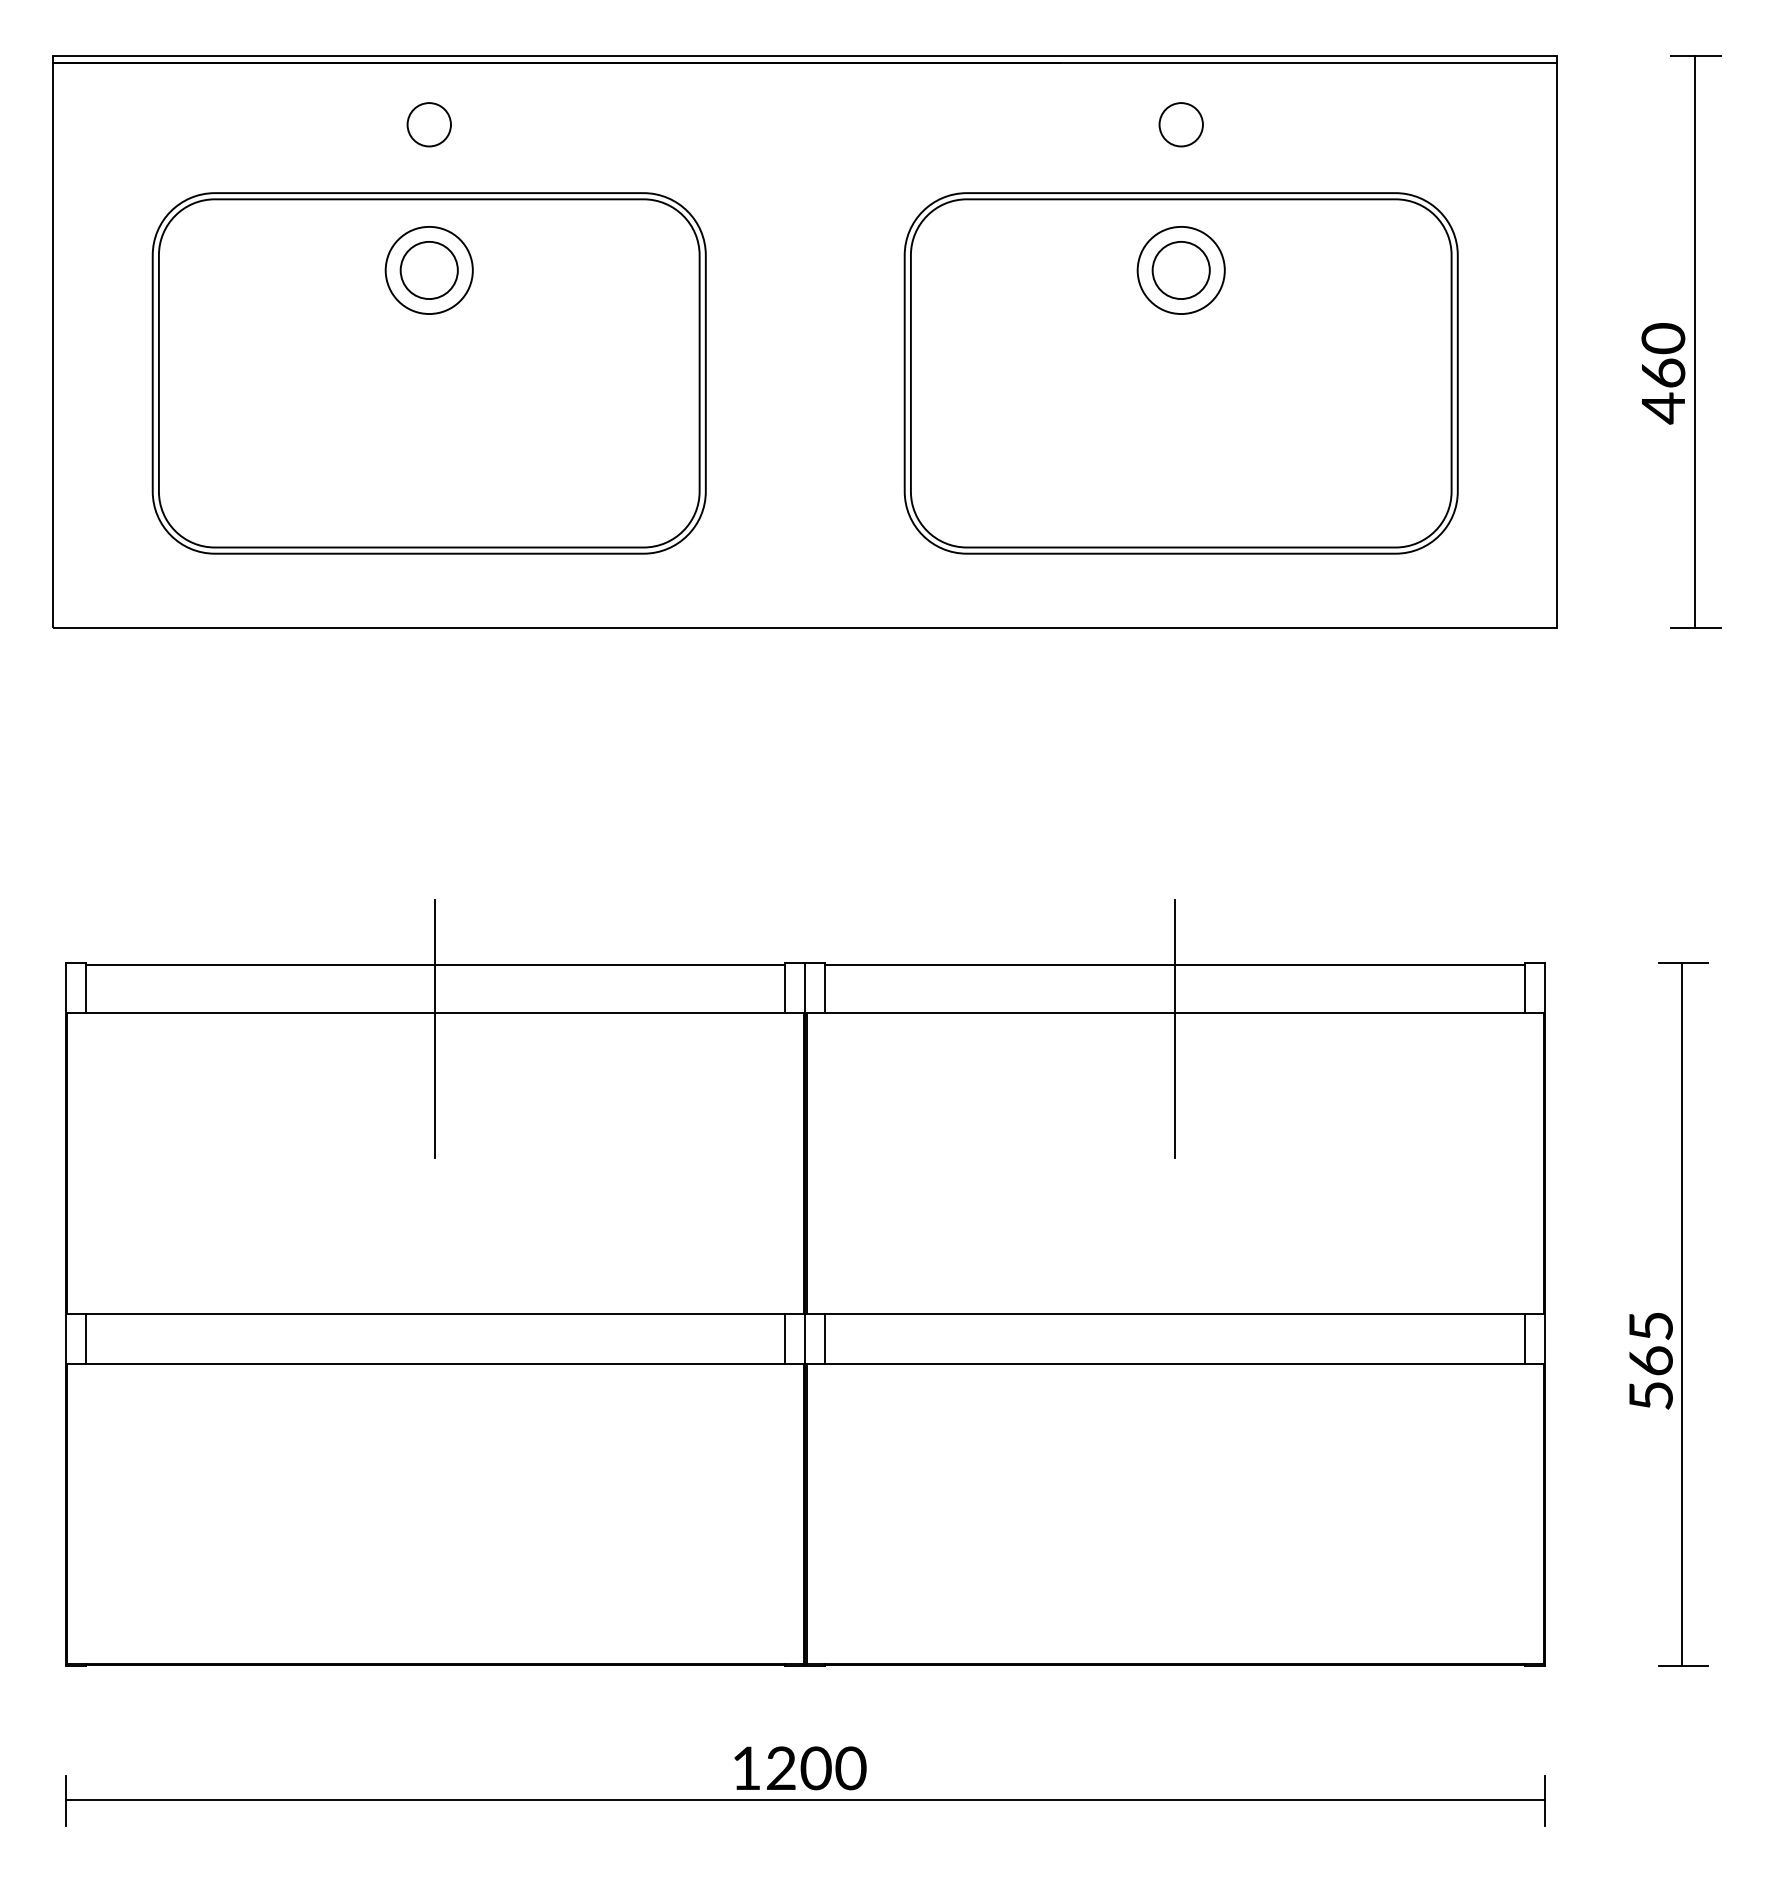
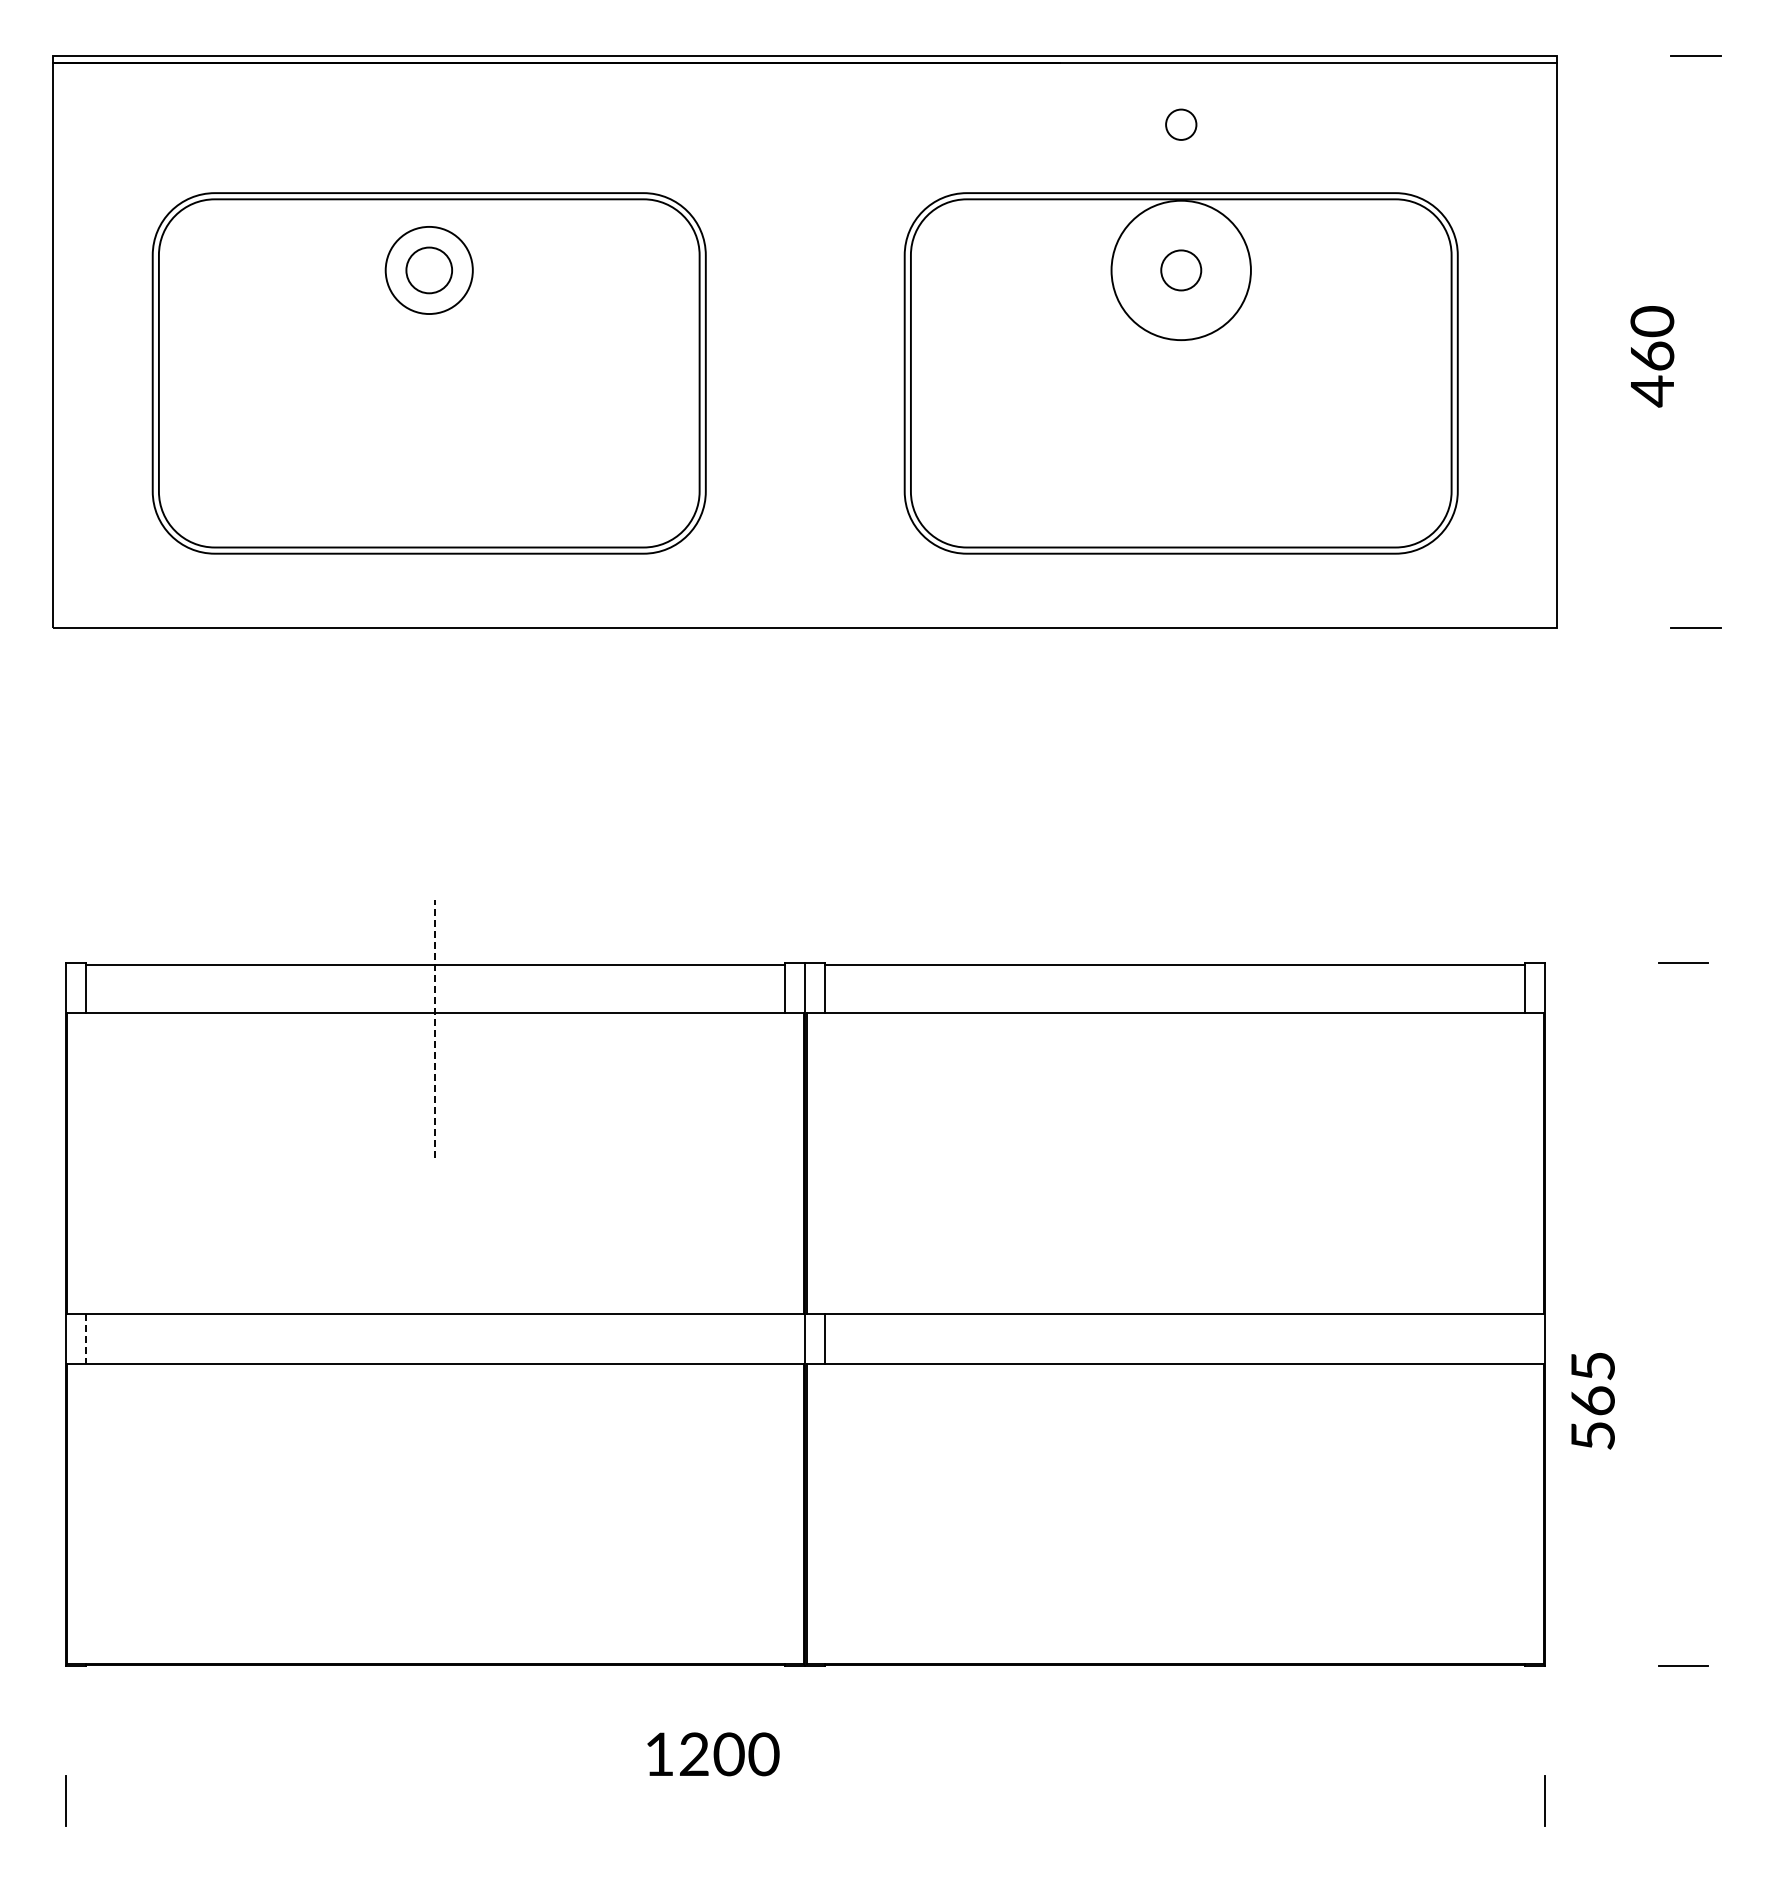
circle: present -> none (428, 124)
circle diameter: 43 px -> 30 px (1181, 124)
circle diameter: 57 px -> 46 px (429, 270)
circle diameter: 57 px -> 40 px (1181, 270)
circle diameter: 87 px -> 139 px (1180, 270)
line: present -> none (1694, 342)
text position: (1663, 373) -> (1652, 356) (1652, 356)
line: solid -> dashed (435, 1028)
line: present -> none (1175, 1028)
line: present -> none (1682, 1314)
line: solid -> dashed (85, 1338)
line: present -> none (785, 1338)
line: present -> none (1524, 1338)
text position: (1650, 1361) -> (1592, 1401) (1592, 1401)
text position: (800, 1768) -> (713, 1754) (713, 1754)
line: present -> none (804, 1799)
